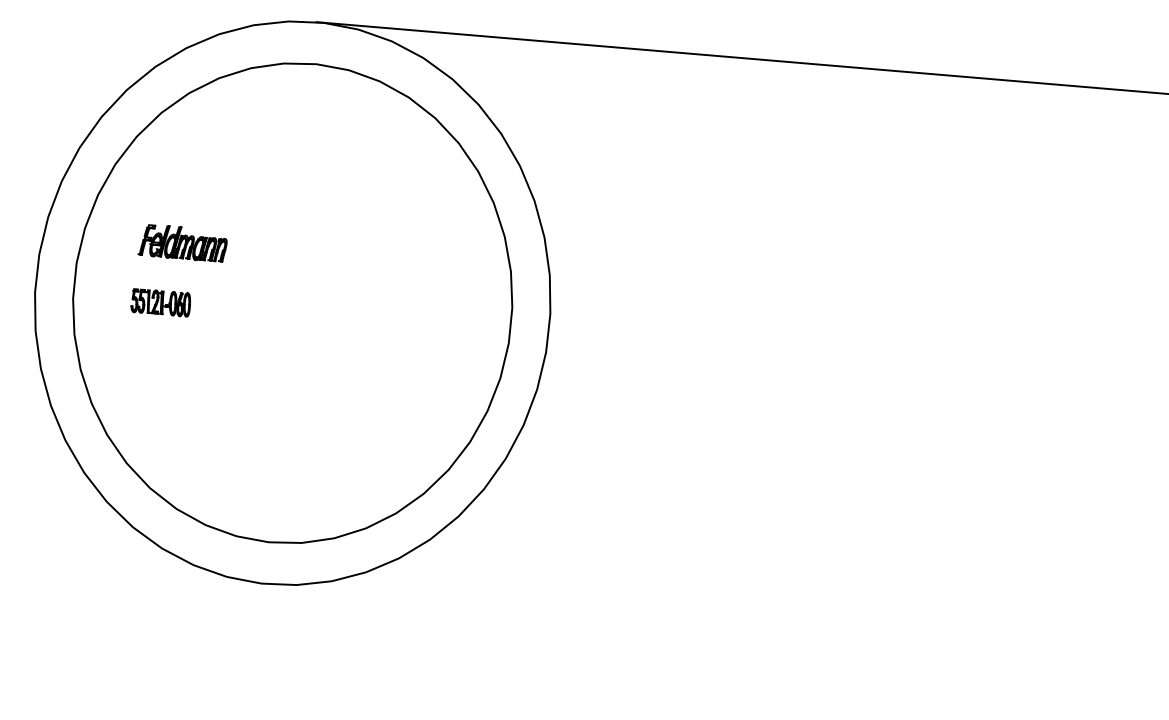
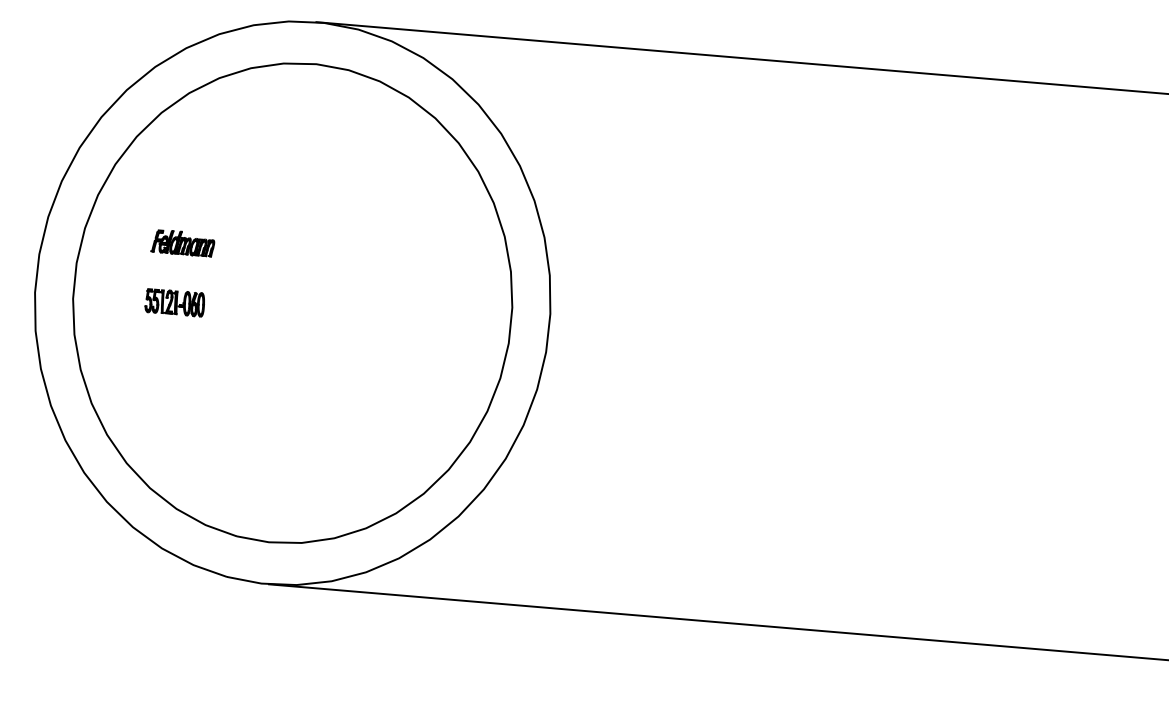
part size: 91x39 px -> 66x29 px (182, 243)
part position: (160, 302) -> (174, 302) (174, 302)
line: none -> present (717, 622)
